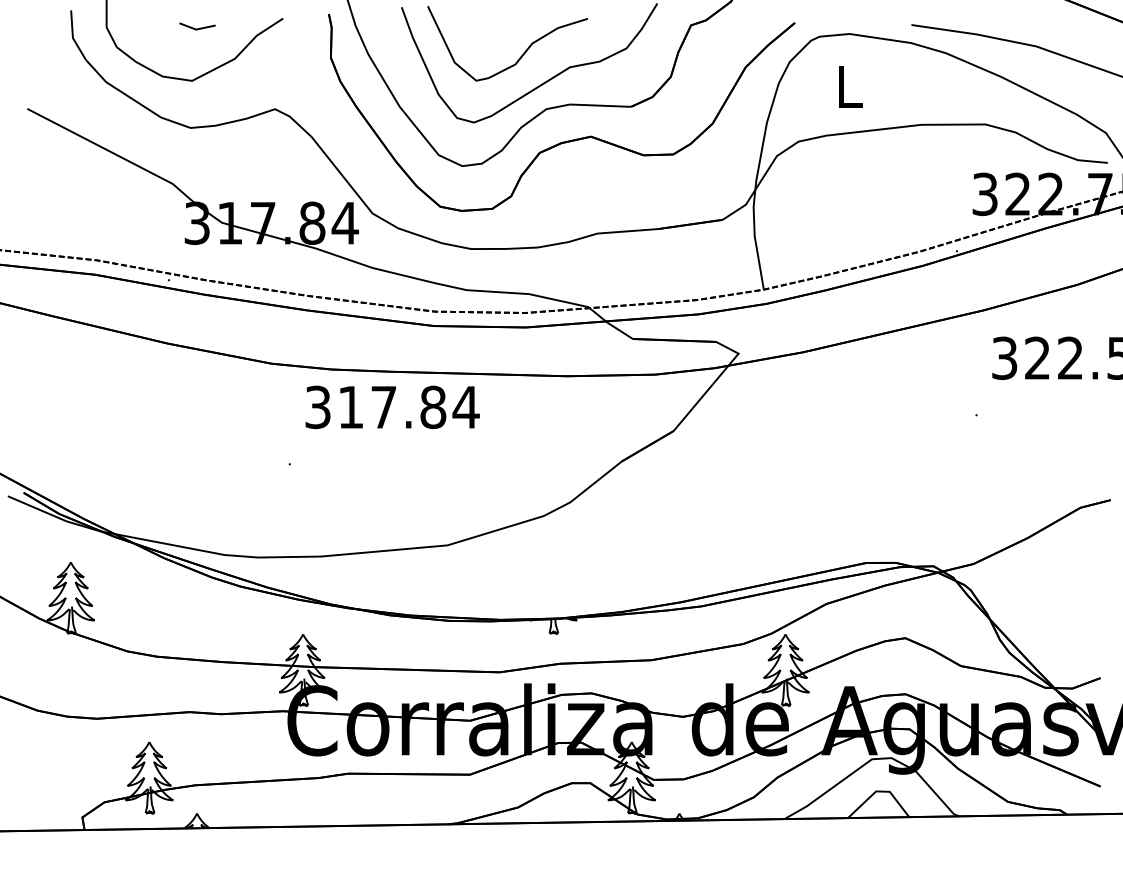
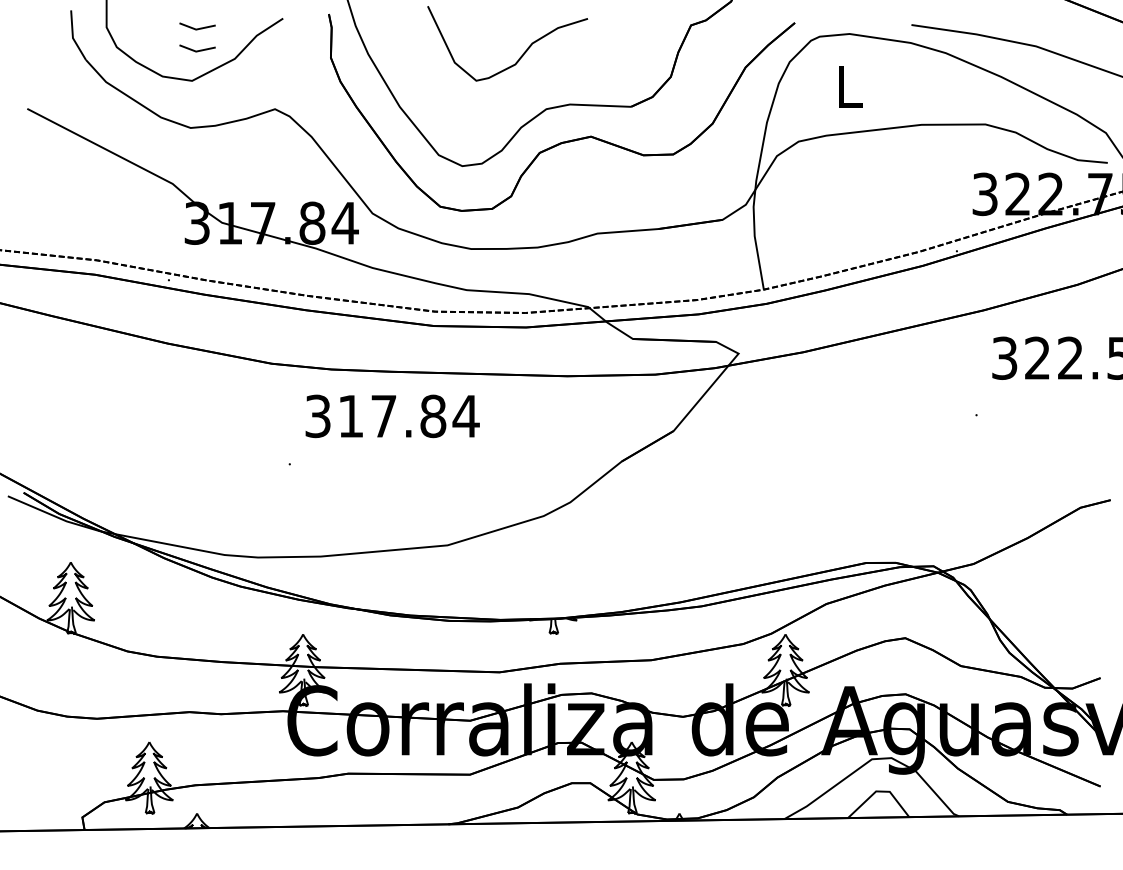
line: none -> present (197, 50)
curve: present -> none (541, 83)
text position: (392, 407) -> (392, 416) (392, 416)
